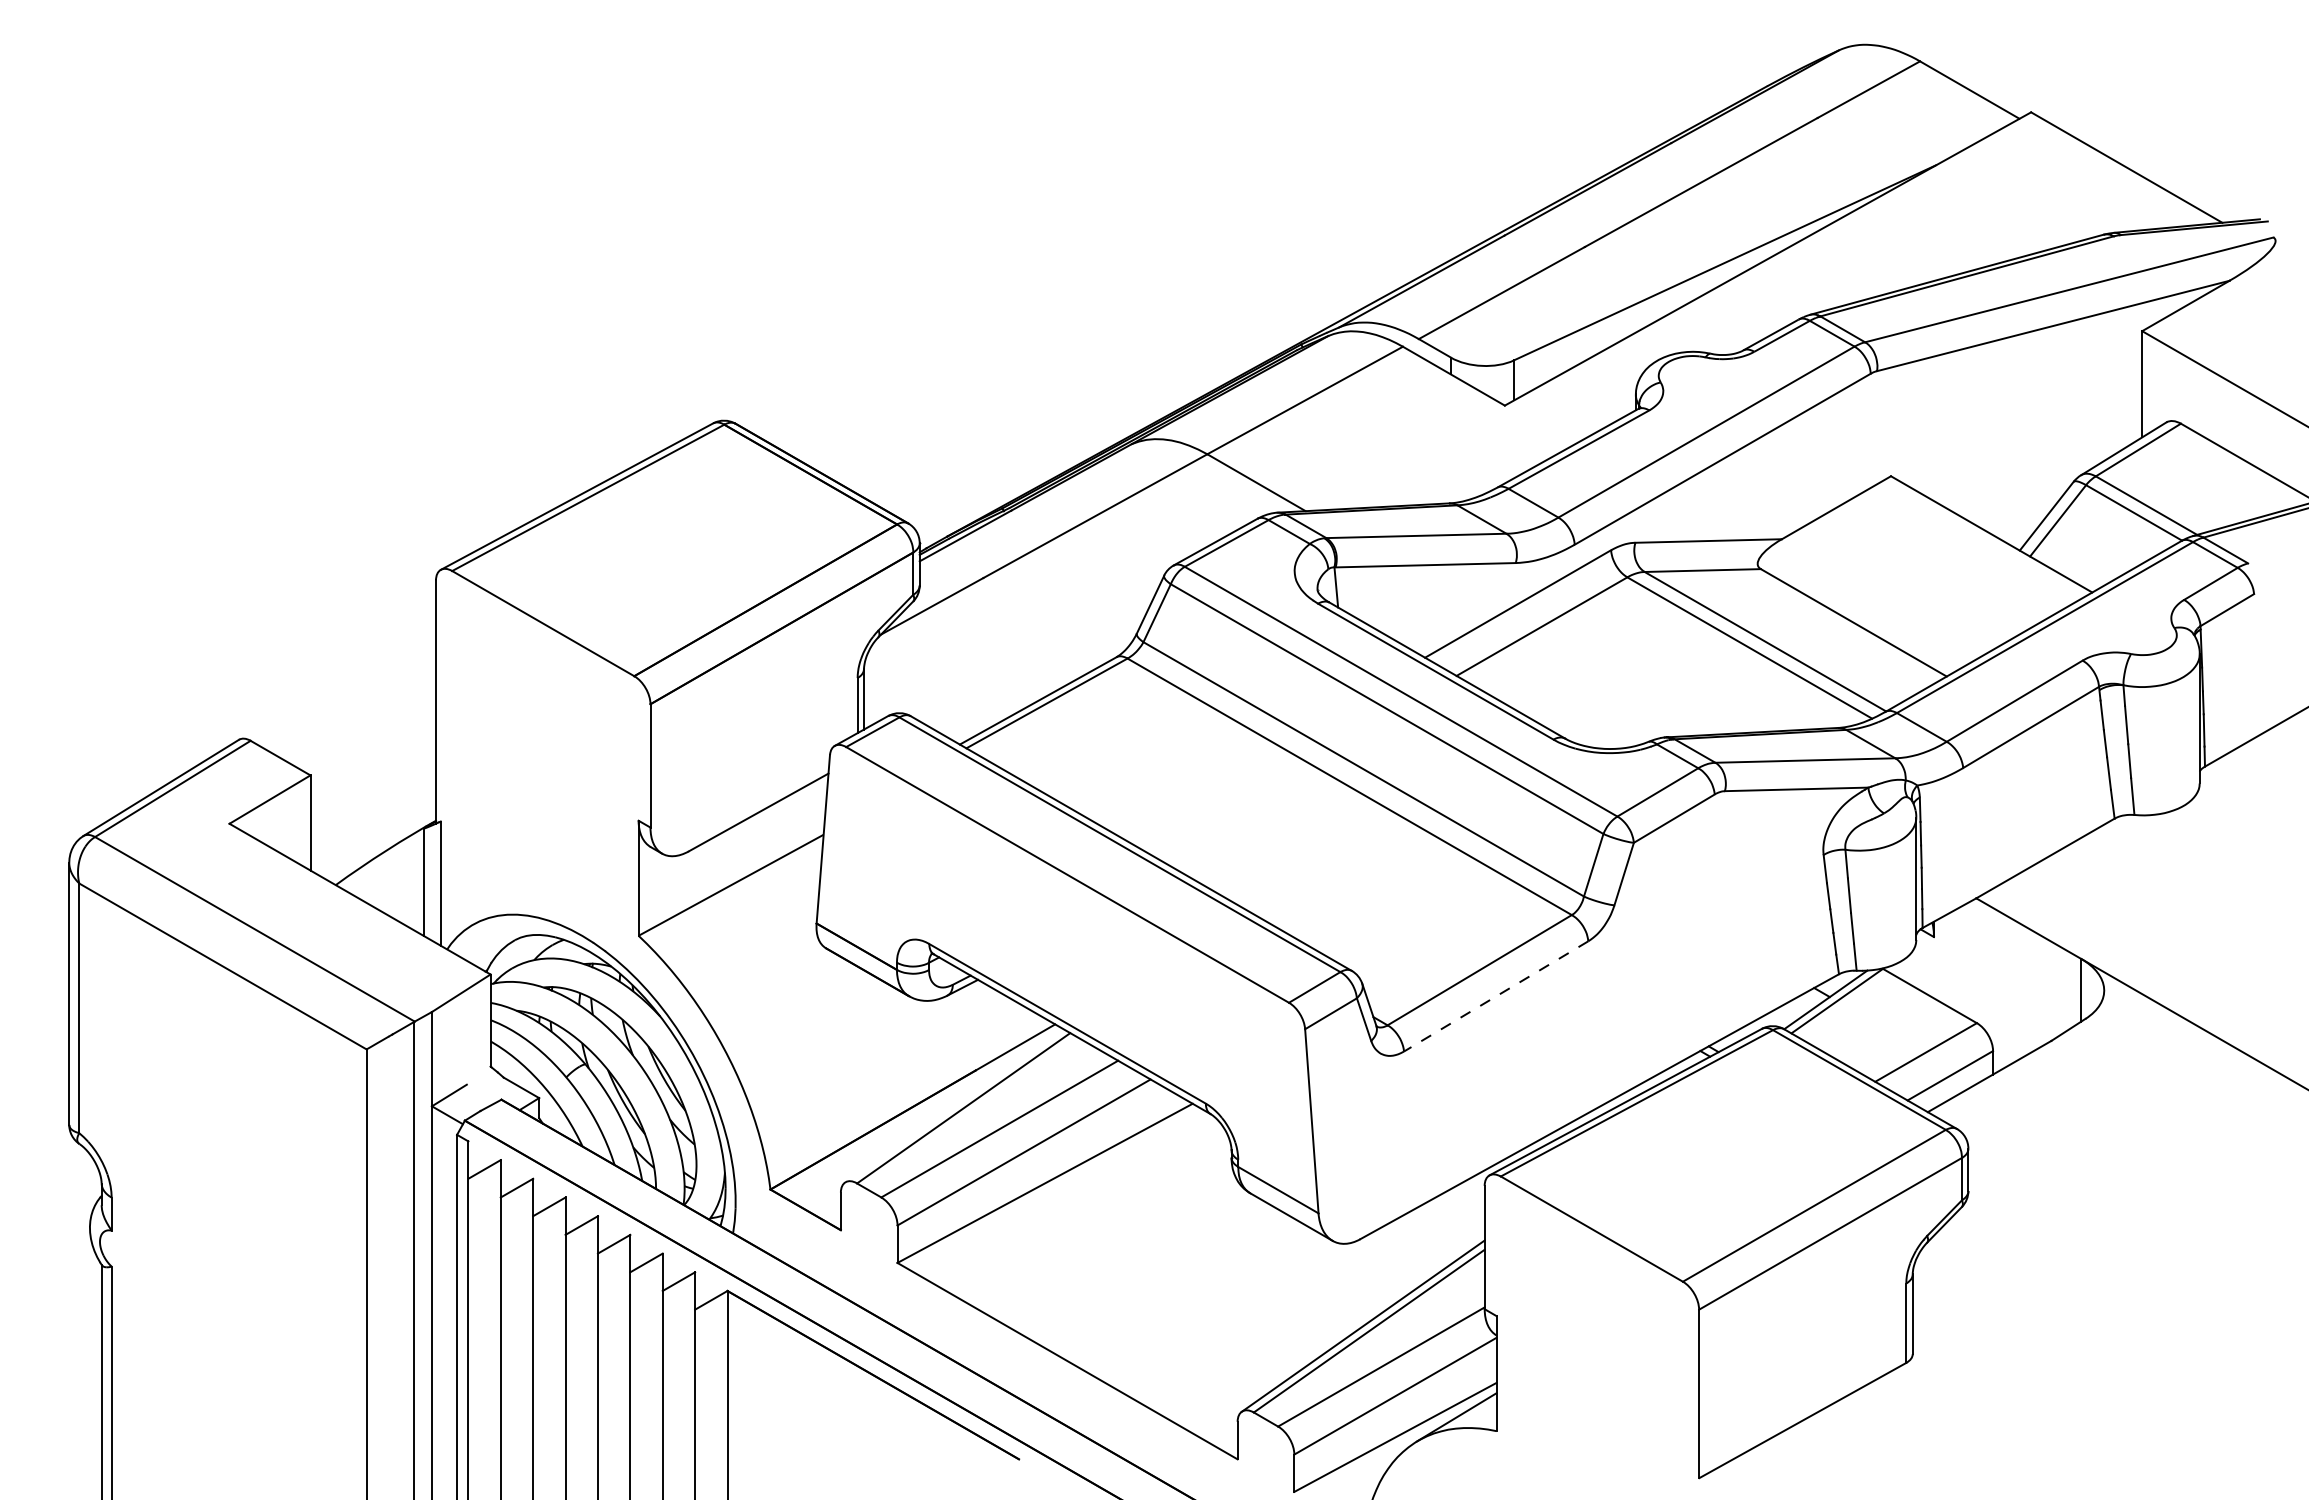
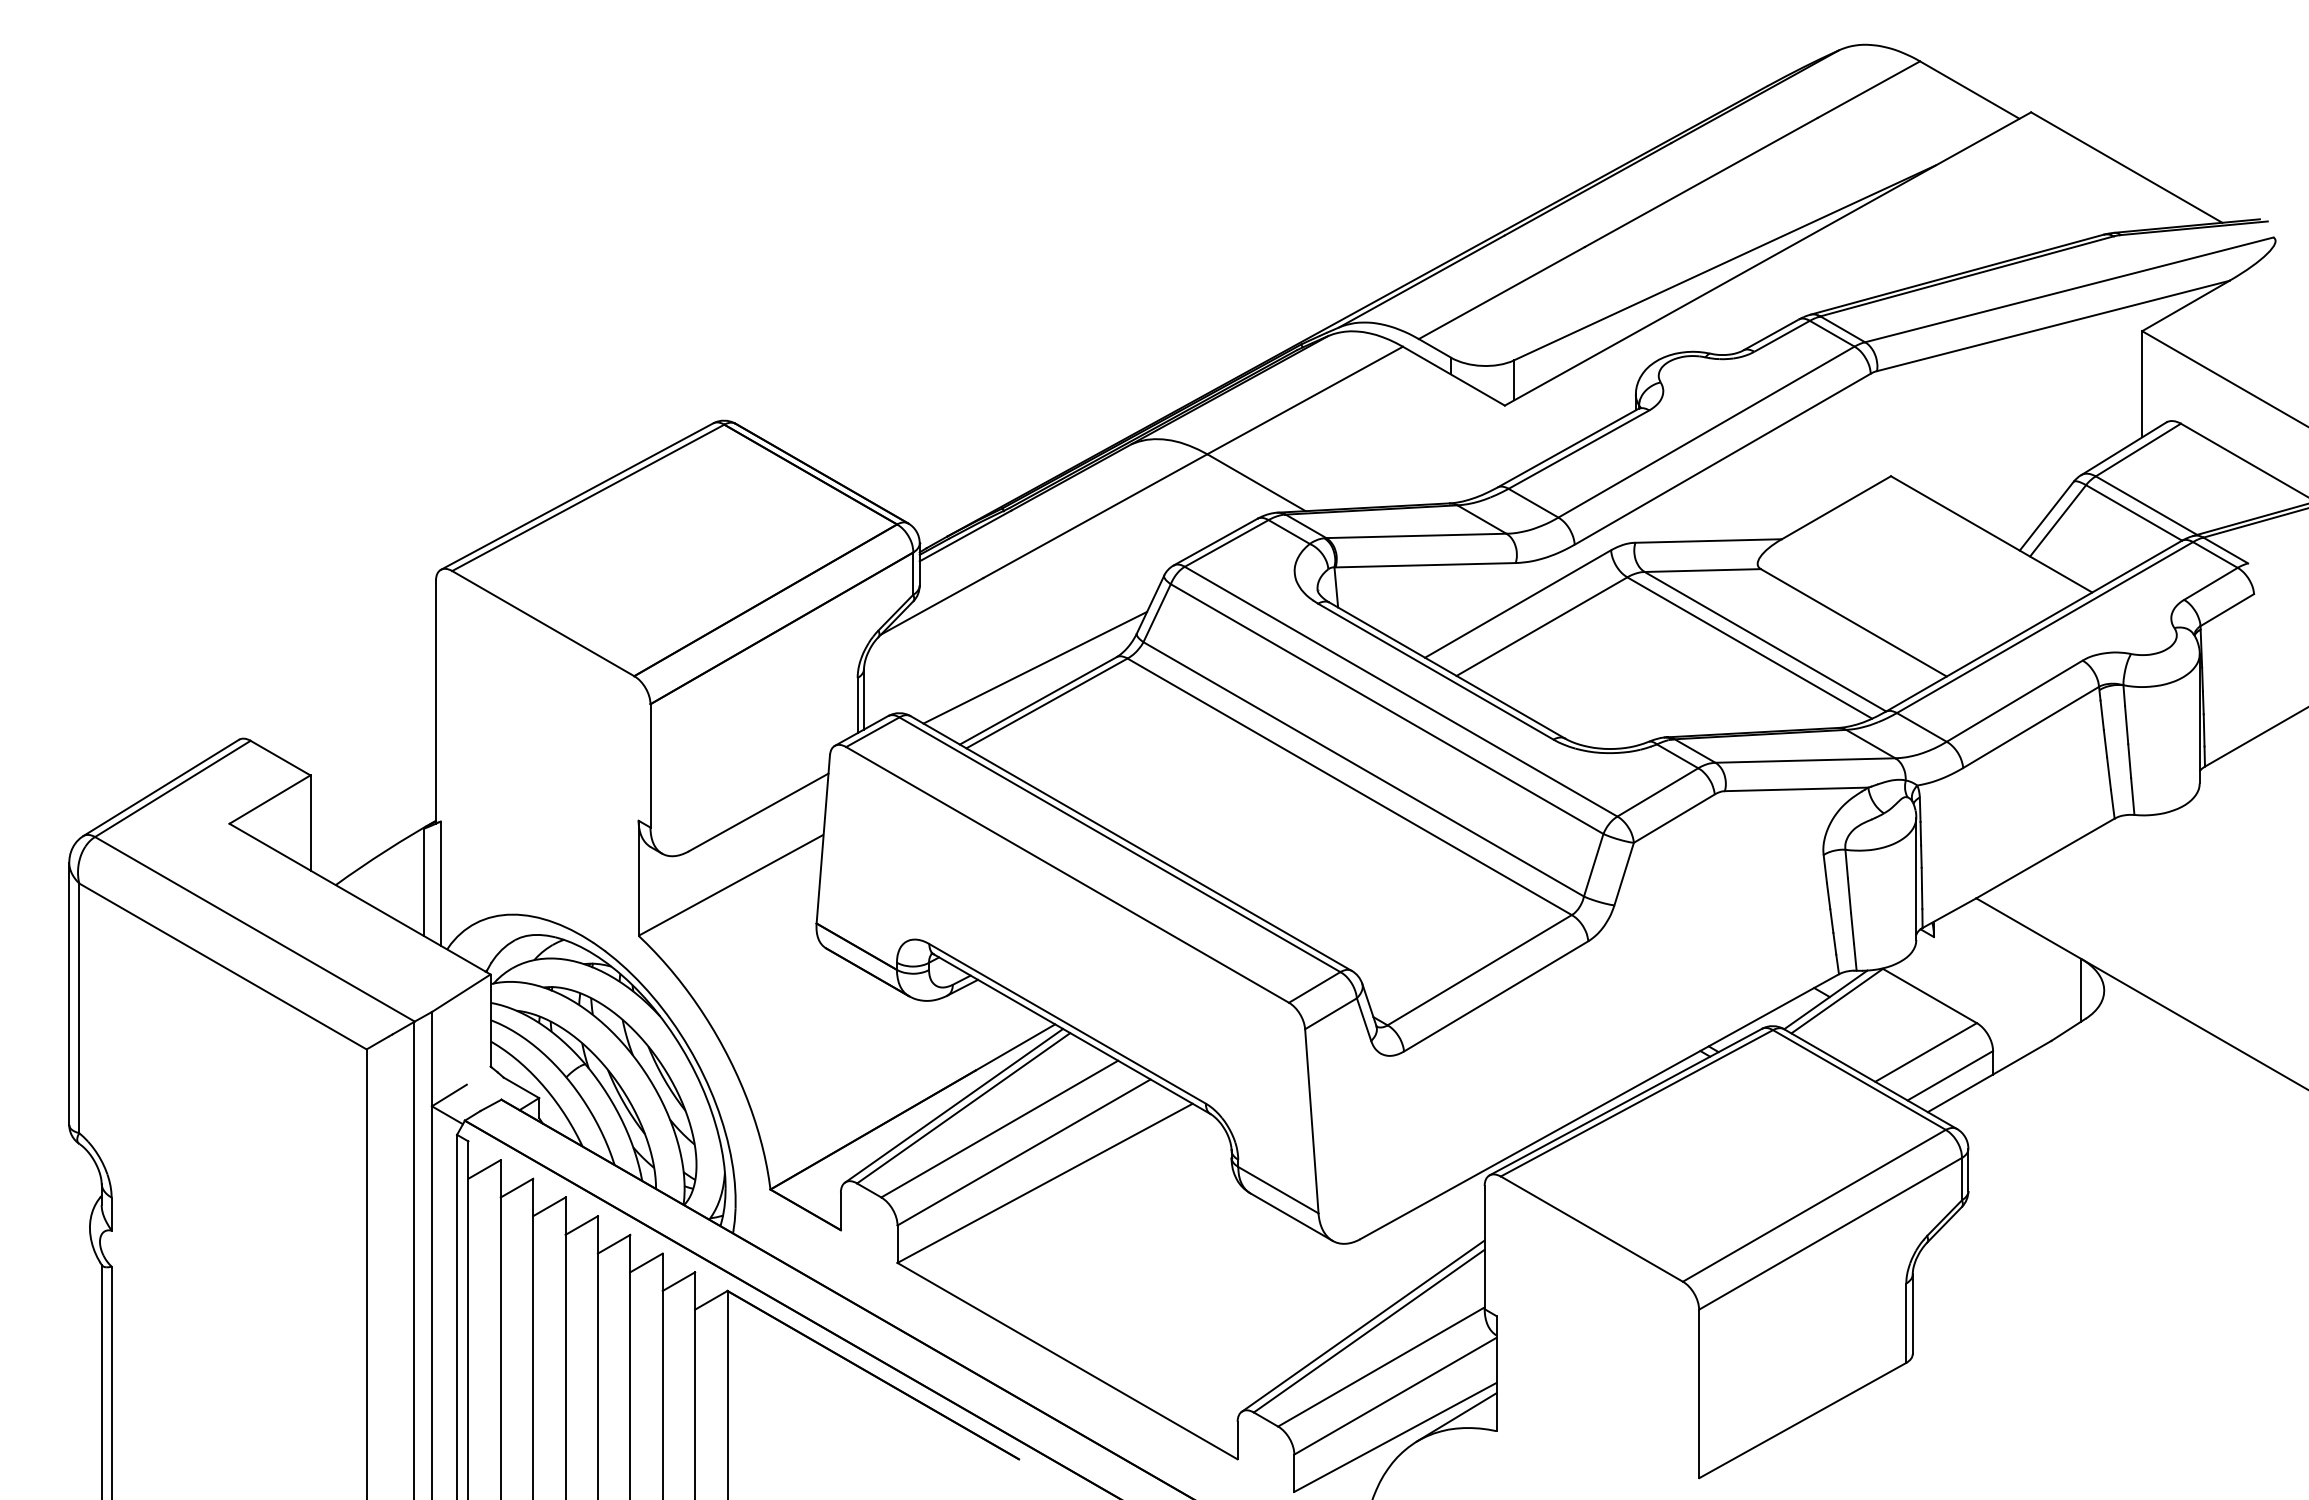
line: none -> present (1035, 667)
line: dashed -> solid (1495, 996)
line: none -> present (954, 1105)
